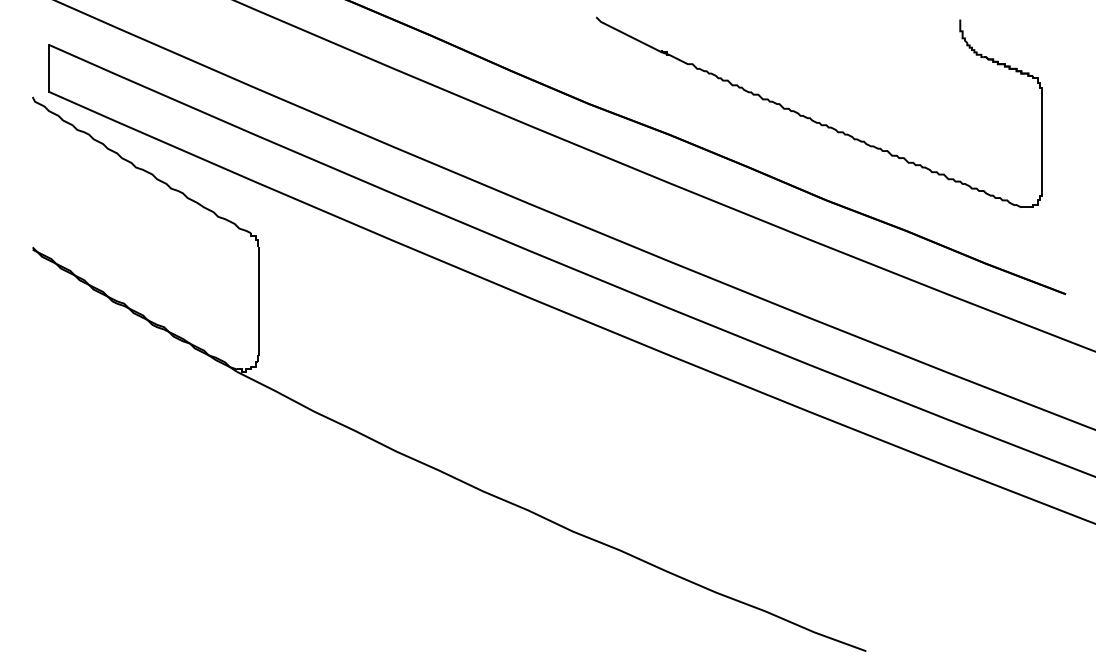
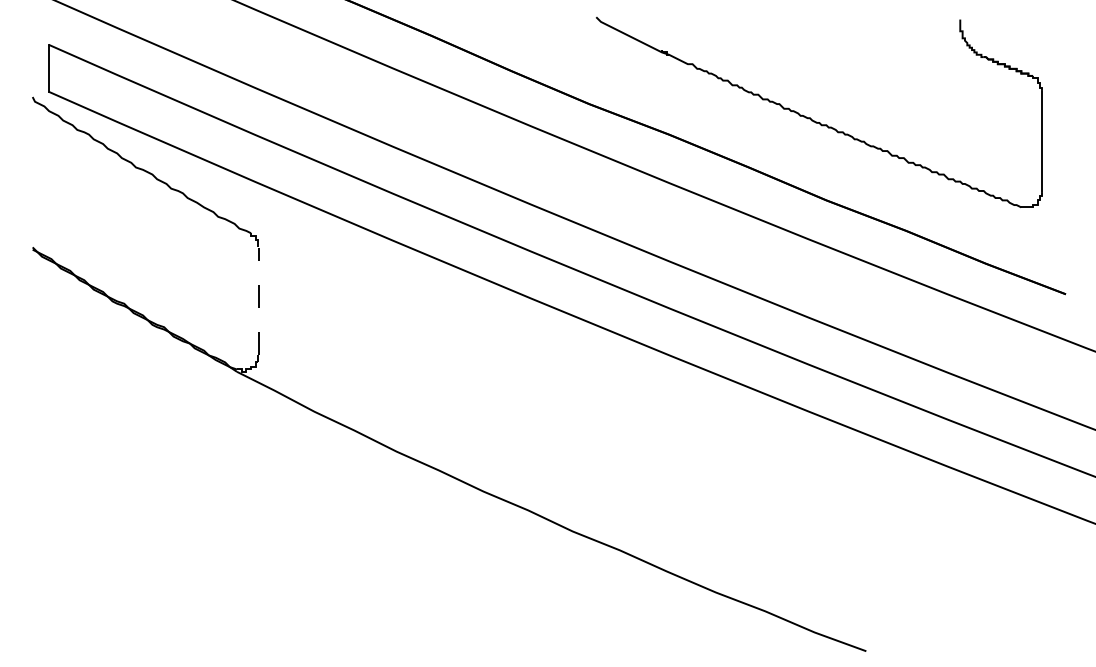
line: solid -> dashed (259, 301)
